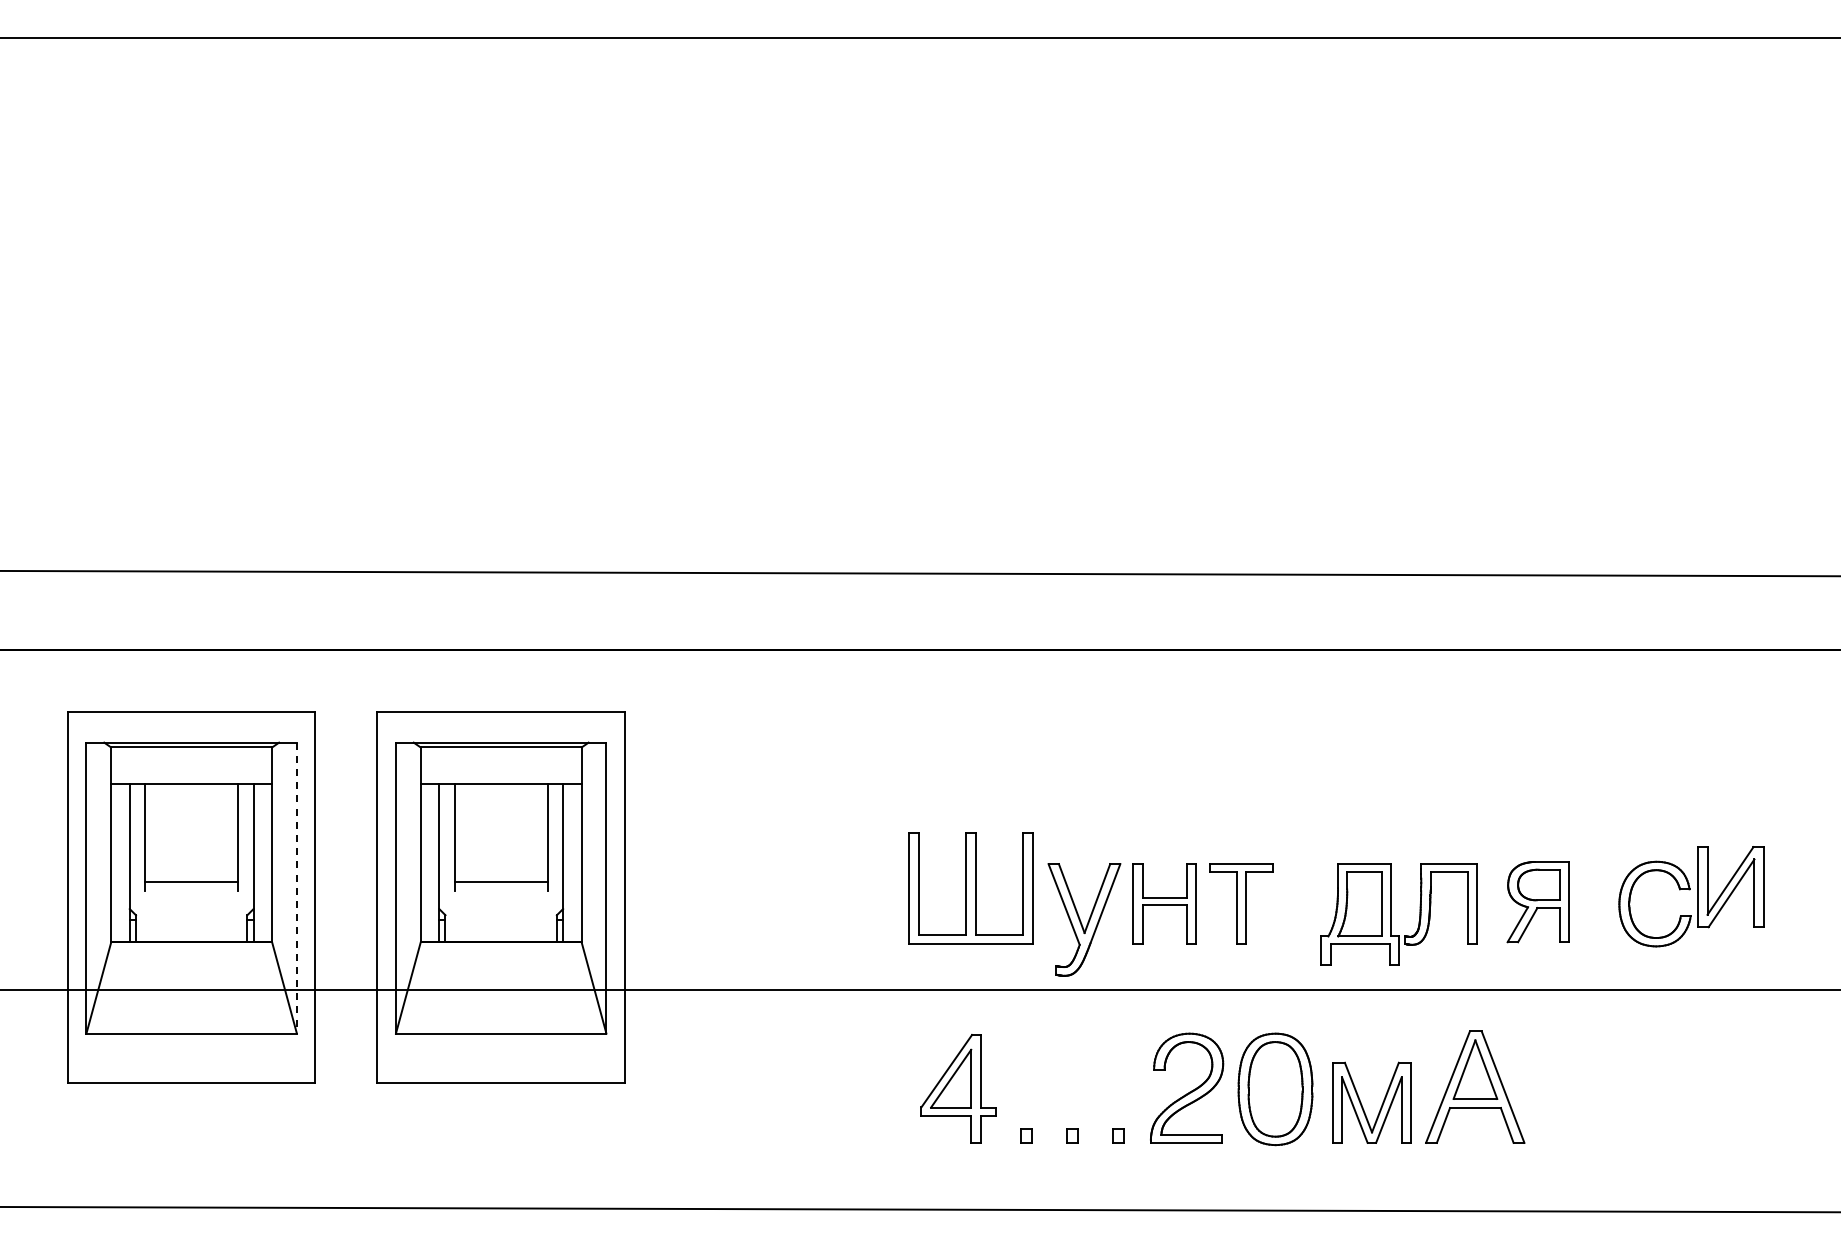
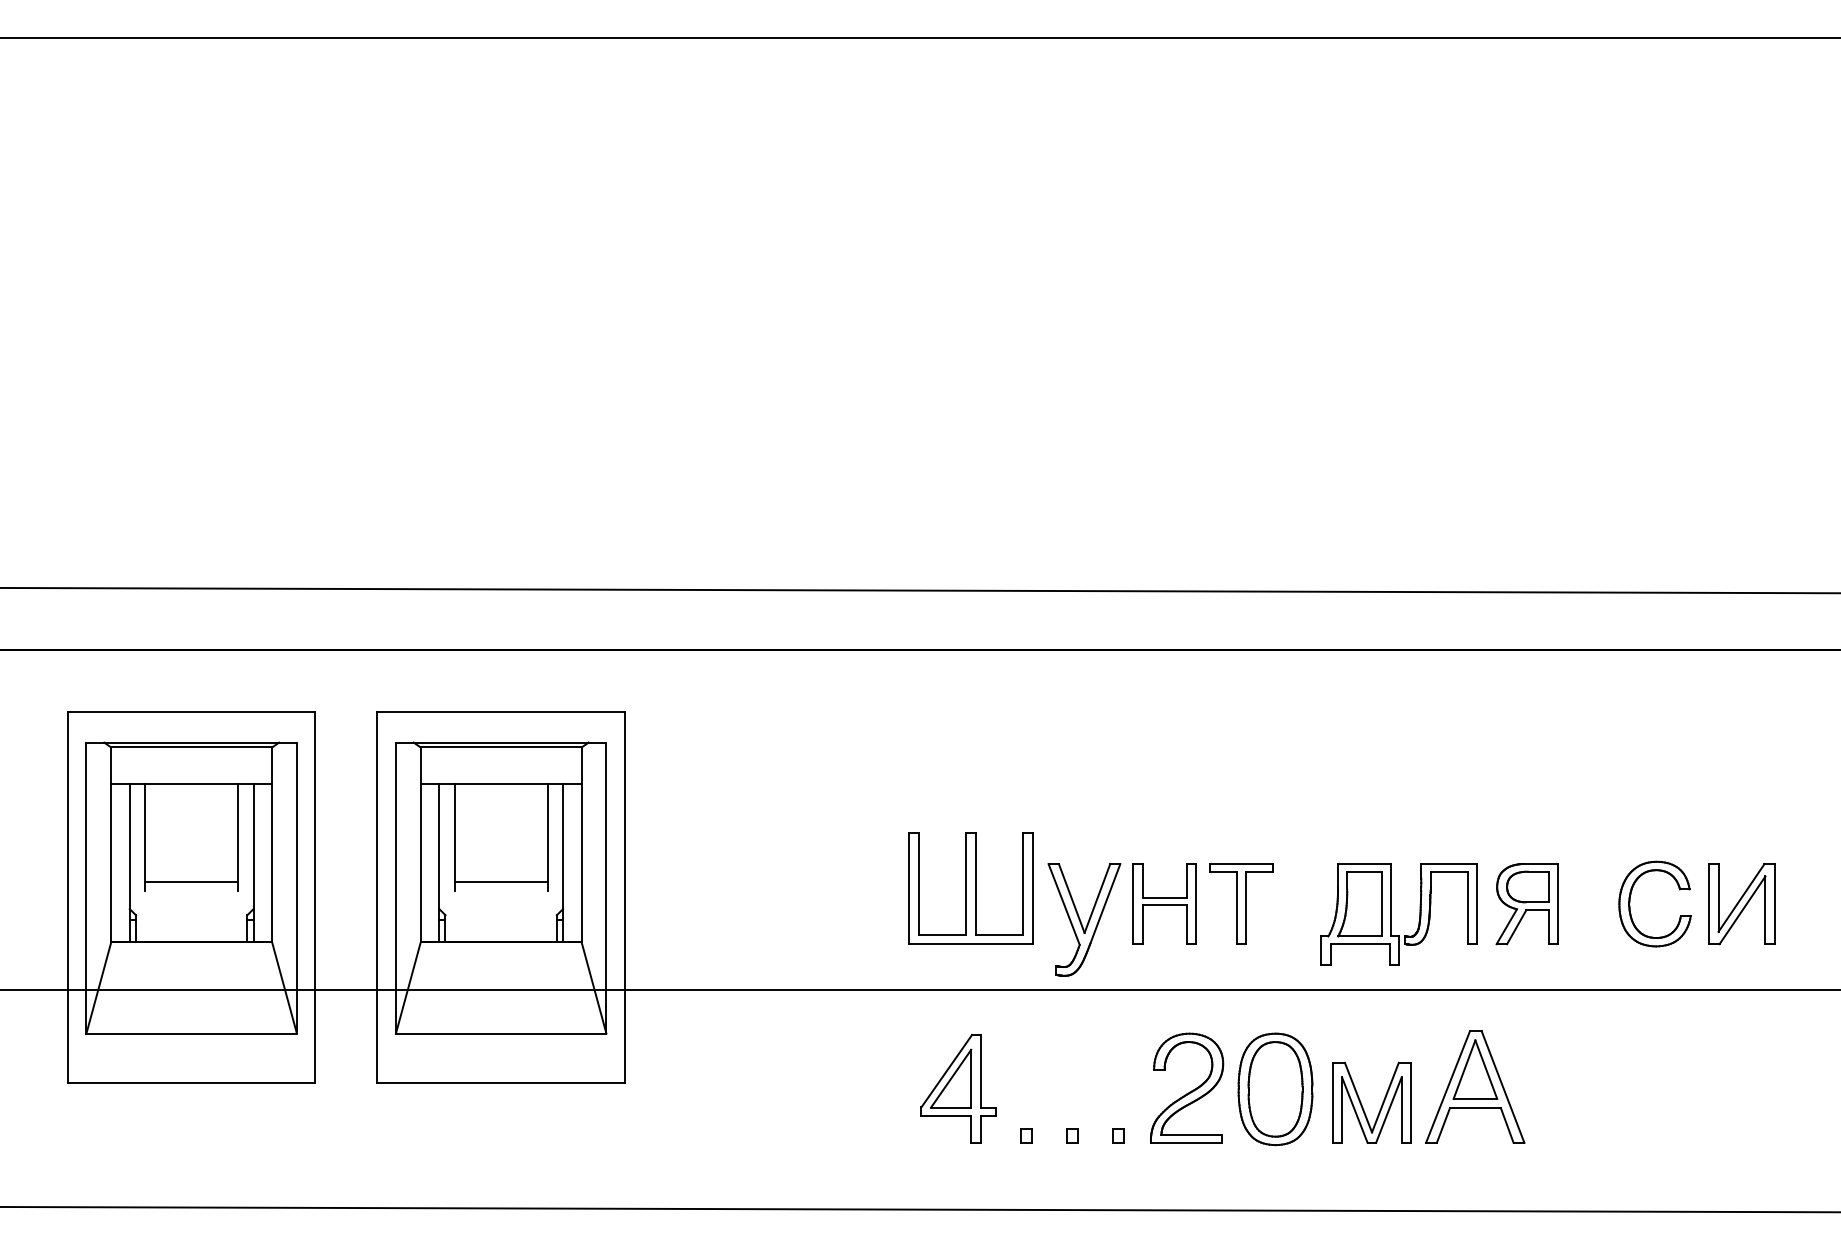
line position: (919, 573) -> (919, 590) (919, 590)
part position: (1730, 887) -> (1741, 904) (1741, 904)
line: dashed -> solid (296, 888)
part position: (1537, 902) -> (1526, 904) (1526, 904)
